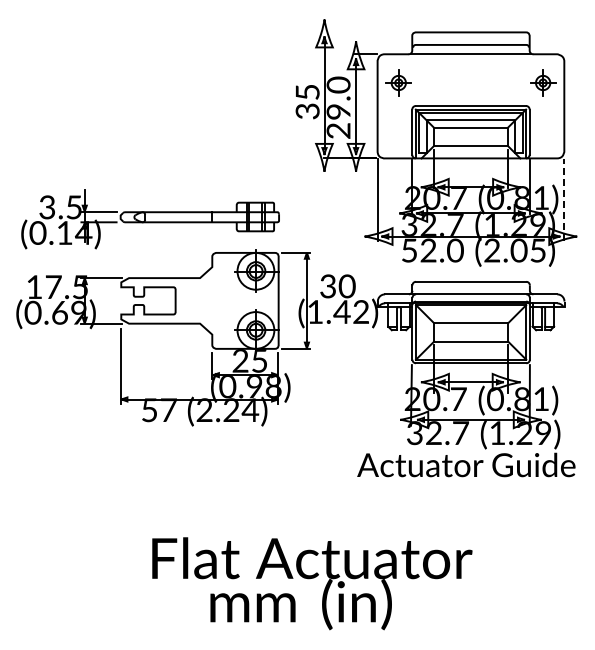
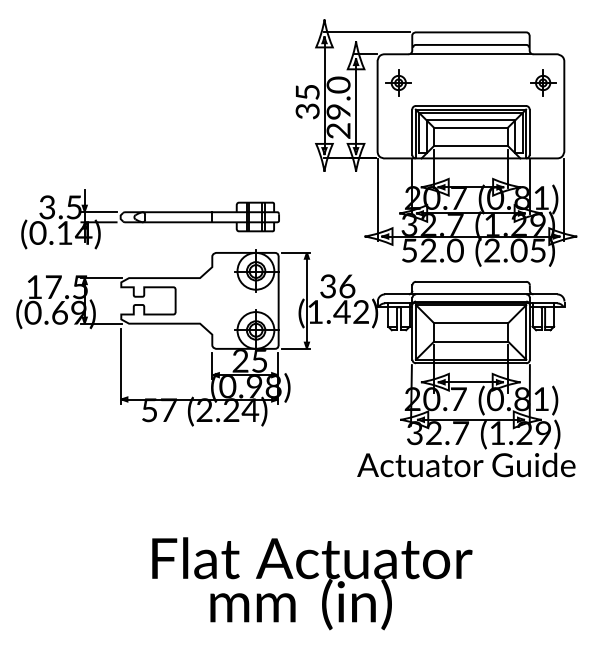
line: none -> present (366, 32)
line: dashed -> solid (564, 200)
text: 30 -> 36 (346, 285)
